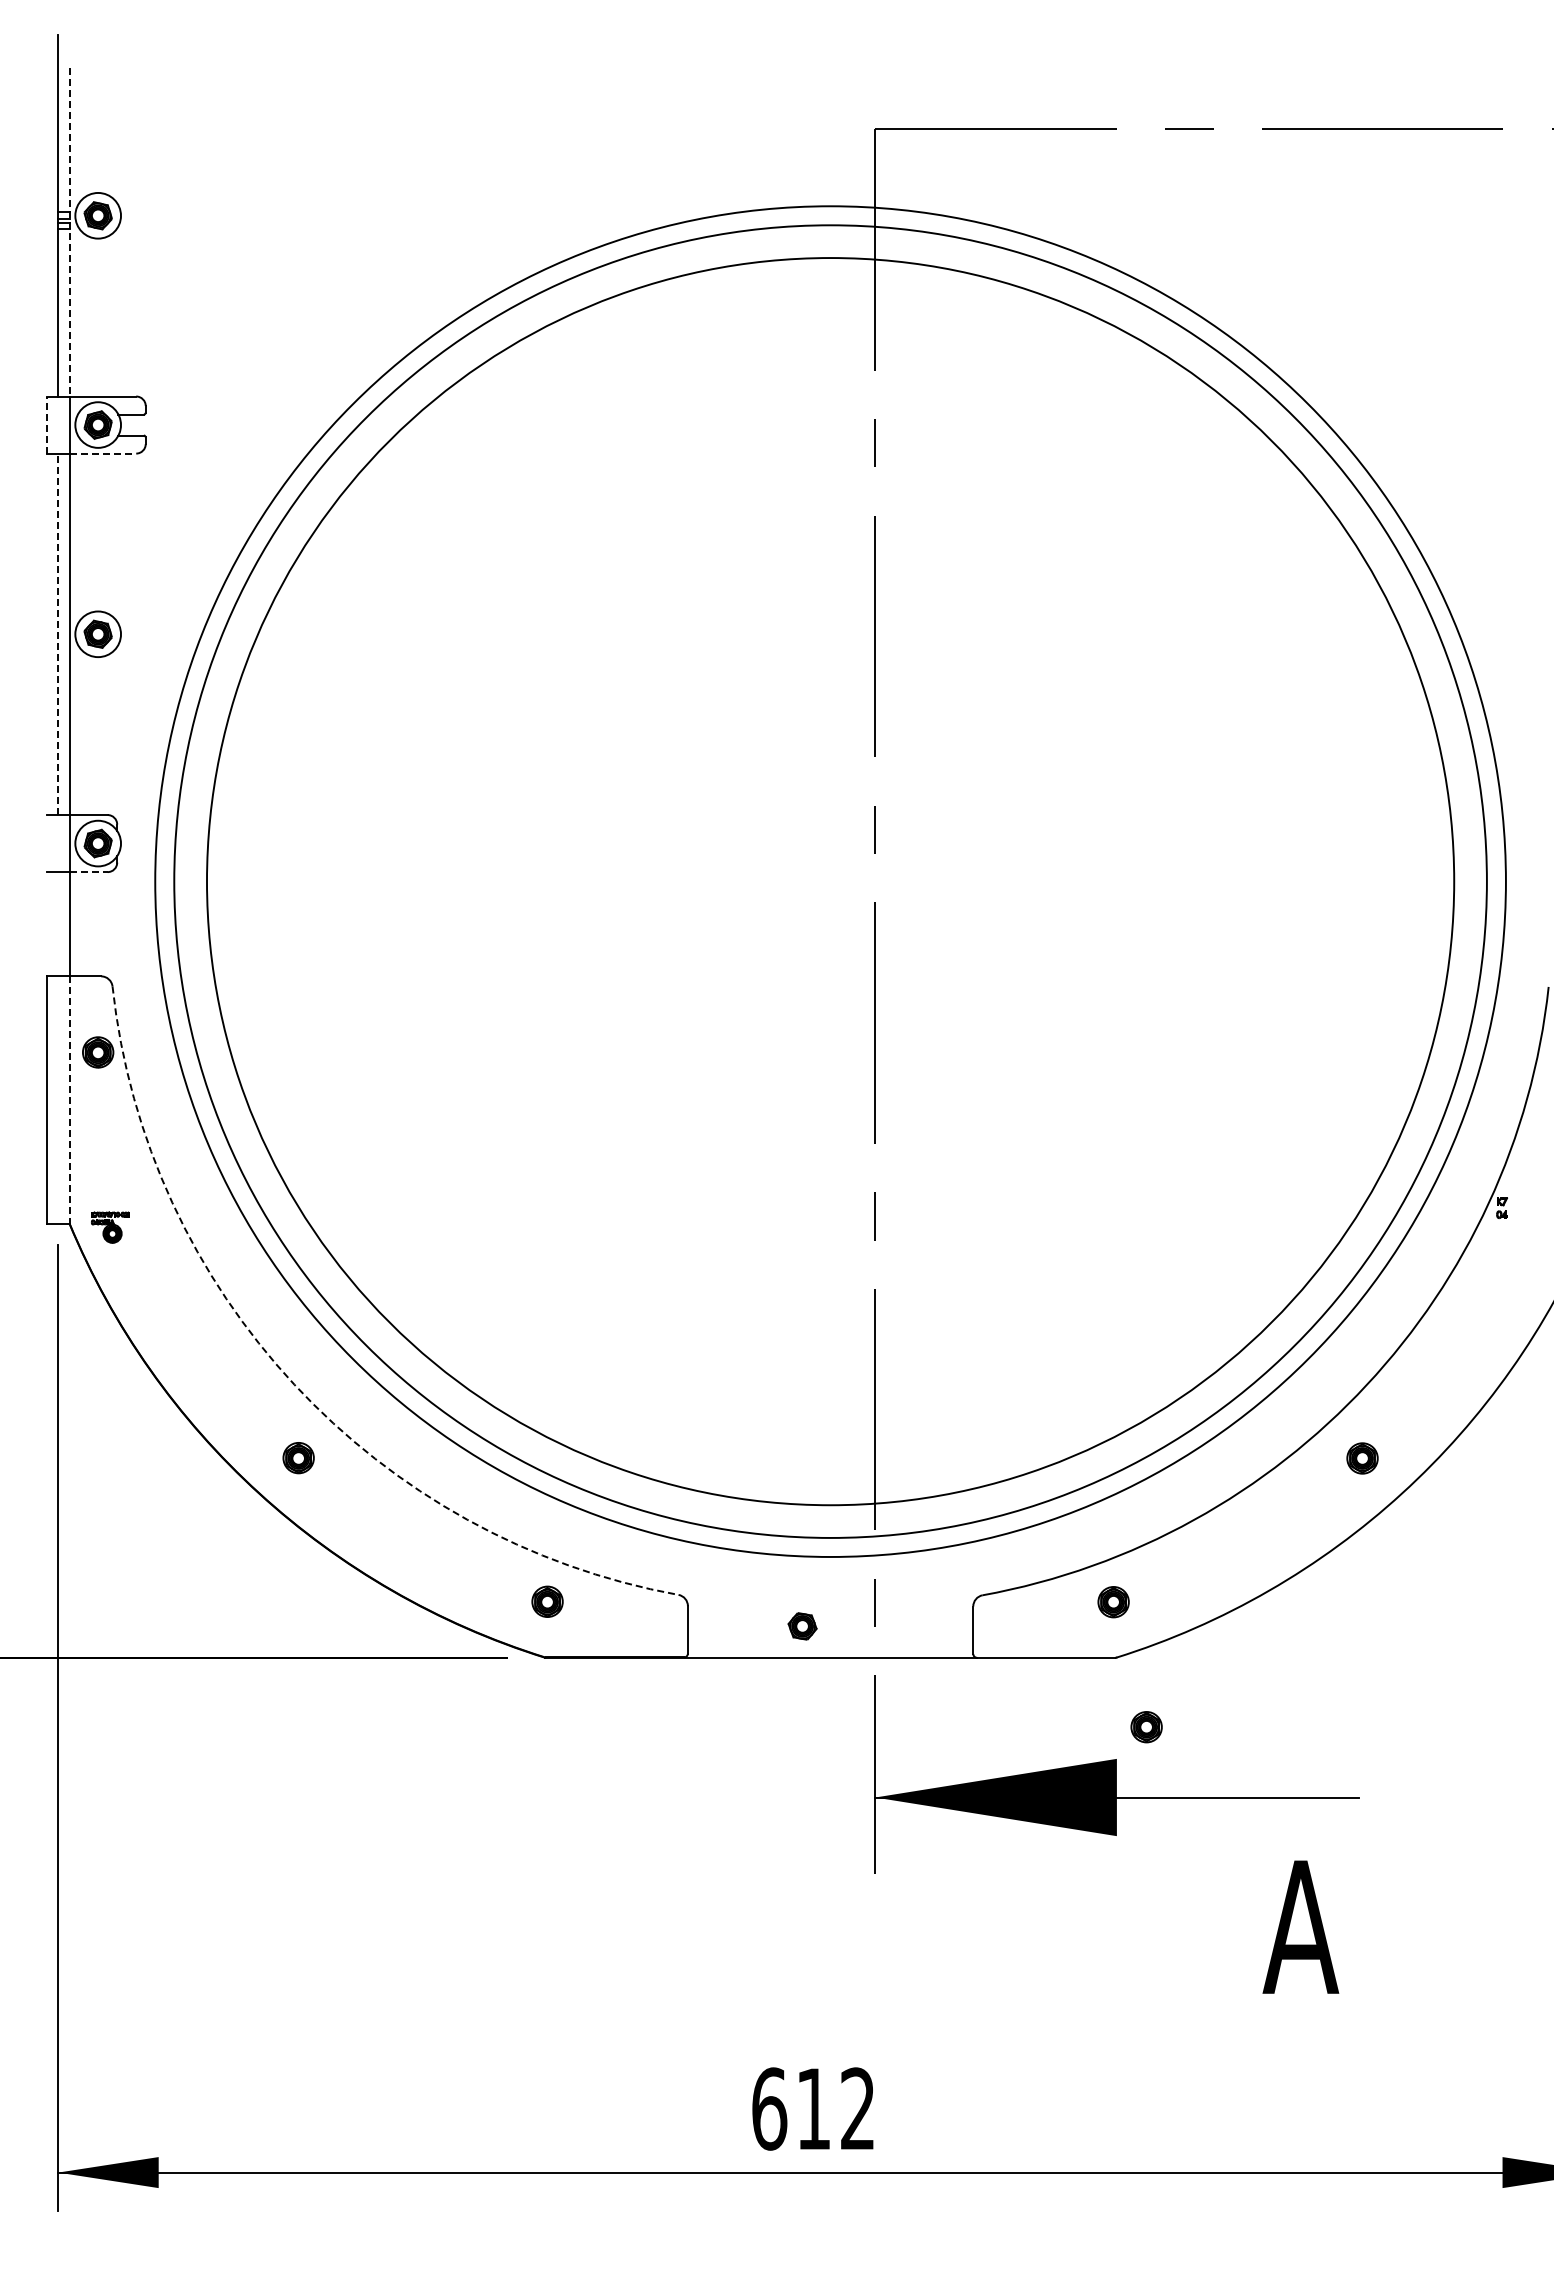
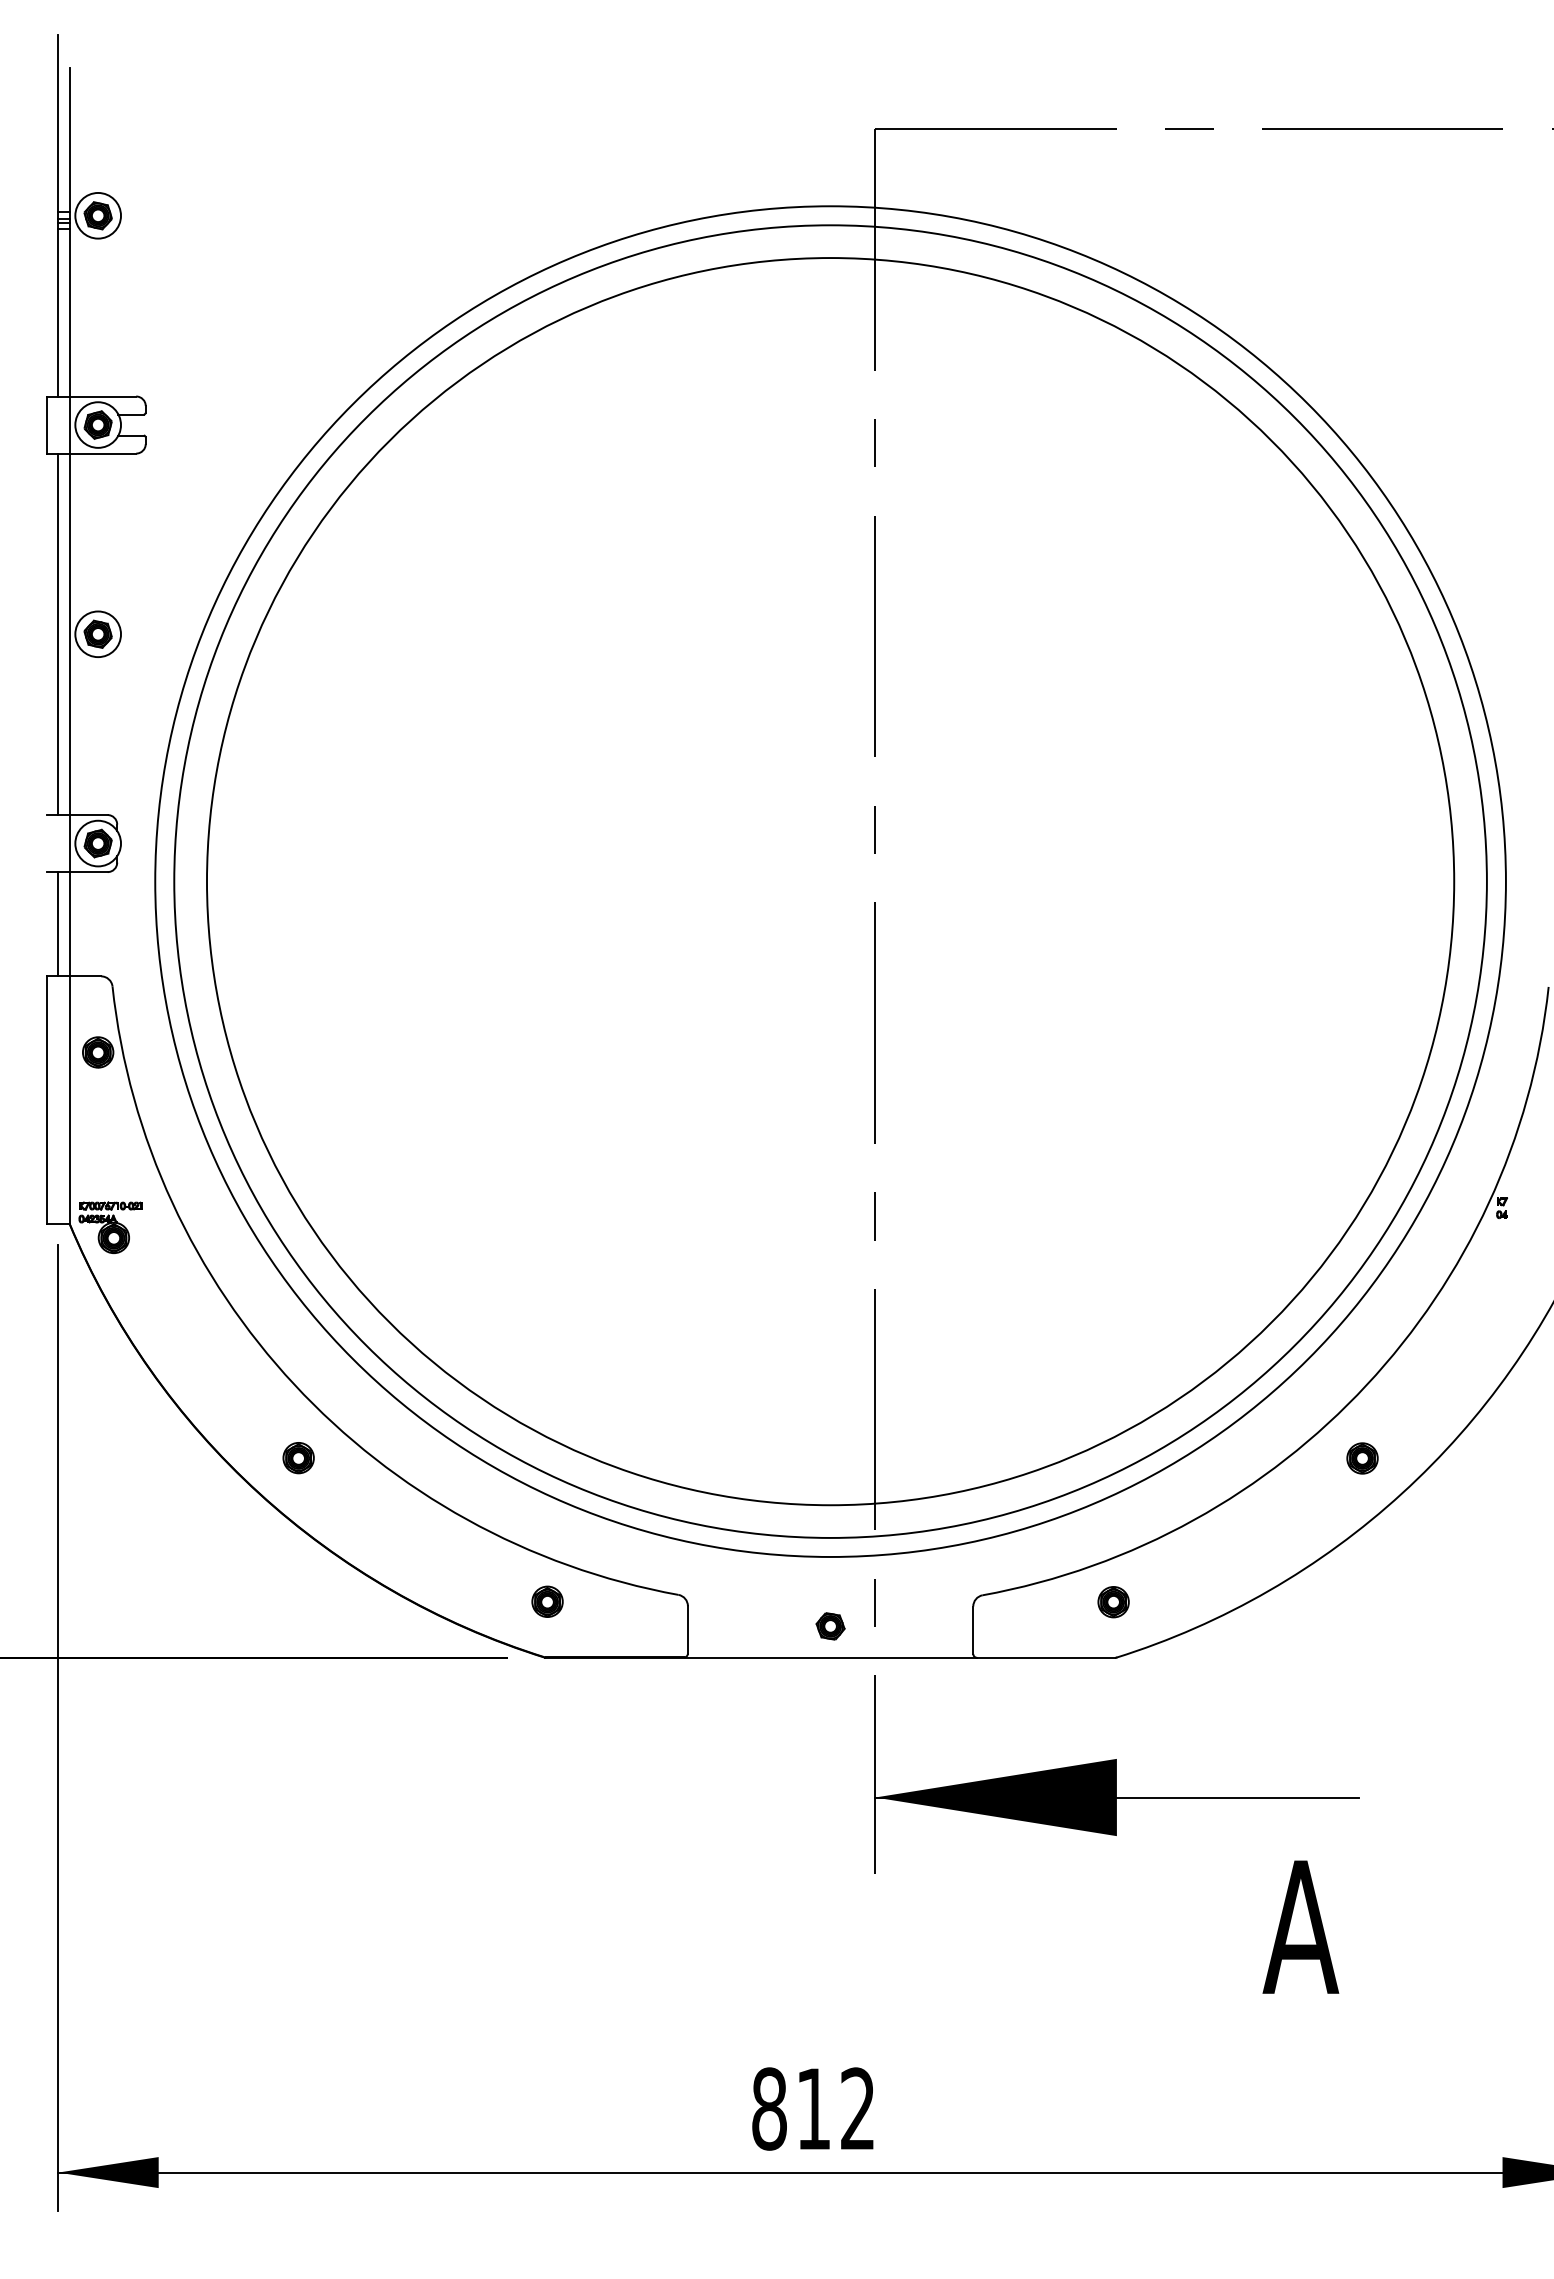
line: dashed -> solid (69, 232)
line: dashed -> solid (46, 425)
line: dashed -> solid (103, 453)
line: dashed -> solid (58, 634)
line: dashed -> solid (89, 872)
line: none -> present (58, 924)
line: dashed -> solid (69, 1100)
part size: 39x33 px -> 65x53 px (110, 1227)
arc: dashed -> solid (294, 1384)
part position: (802, 1626) -> (830, 1626) (830, 1626)
part: present -> none (1146, 1727)
text: 612 -> 812 (769, 2108)
